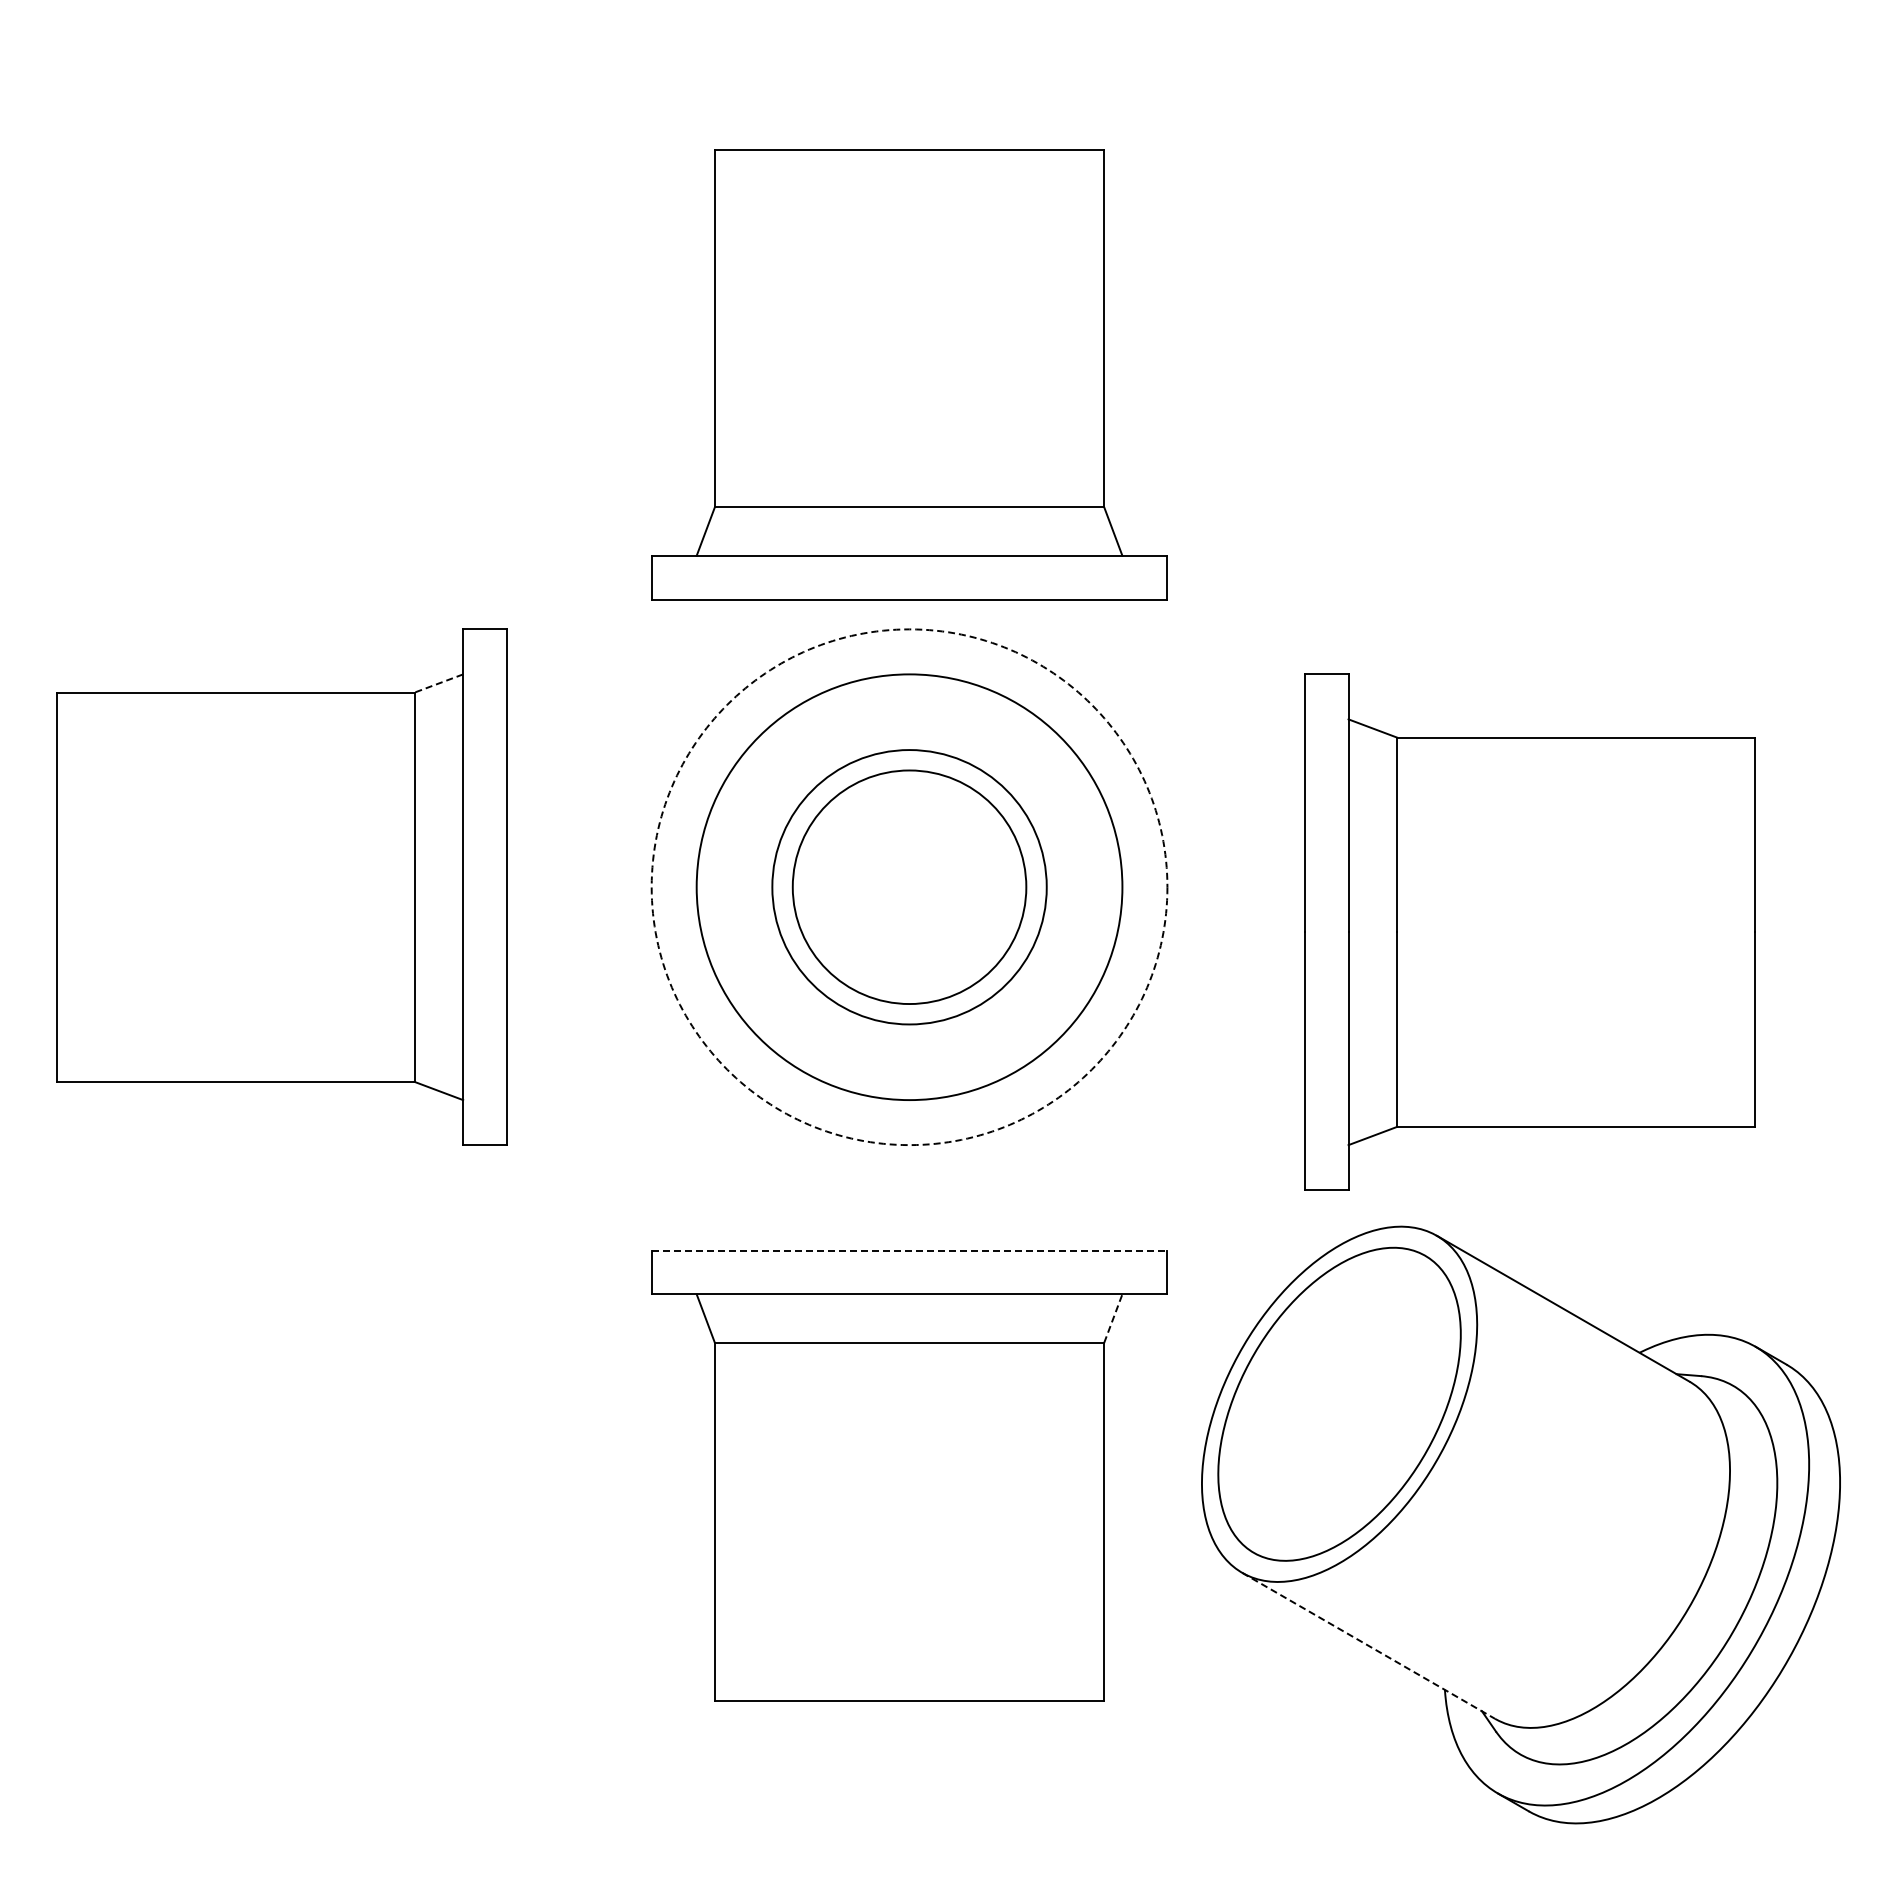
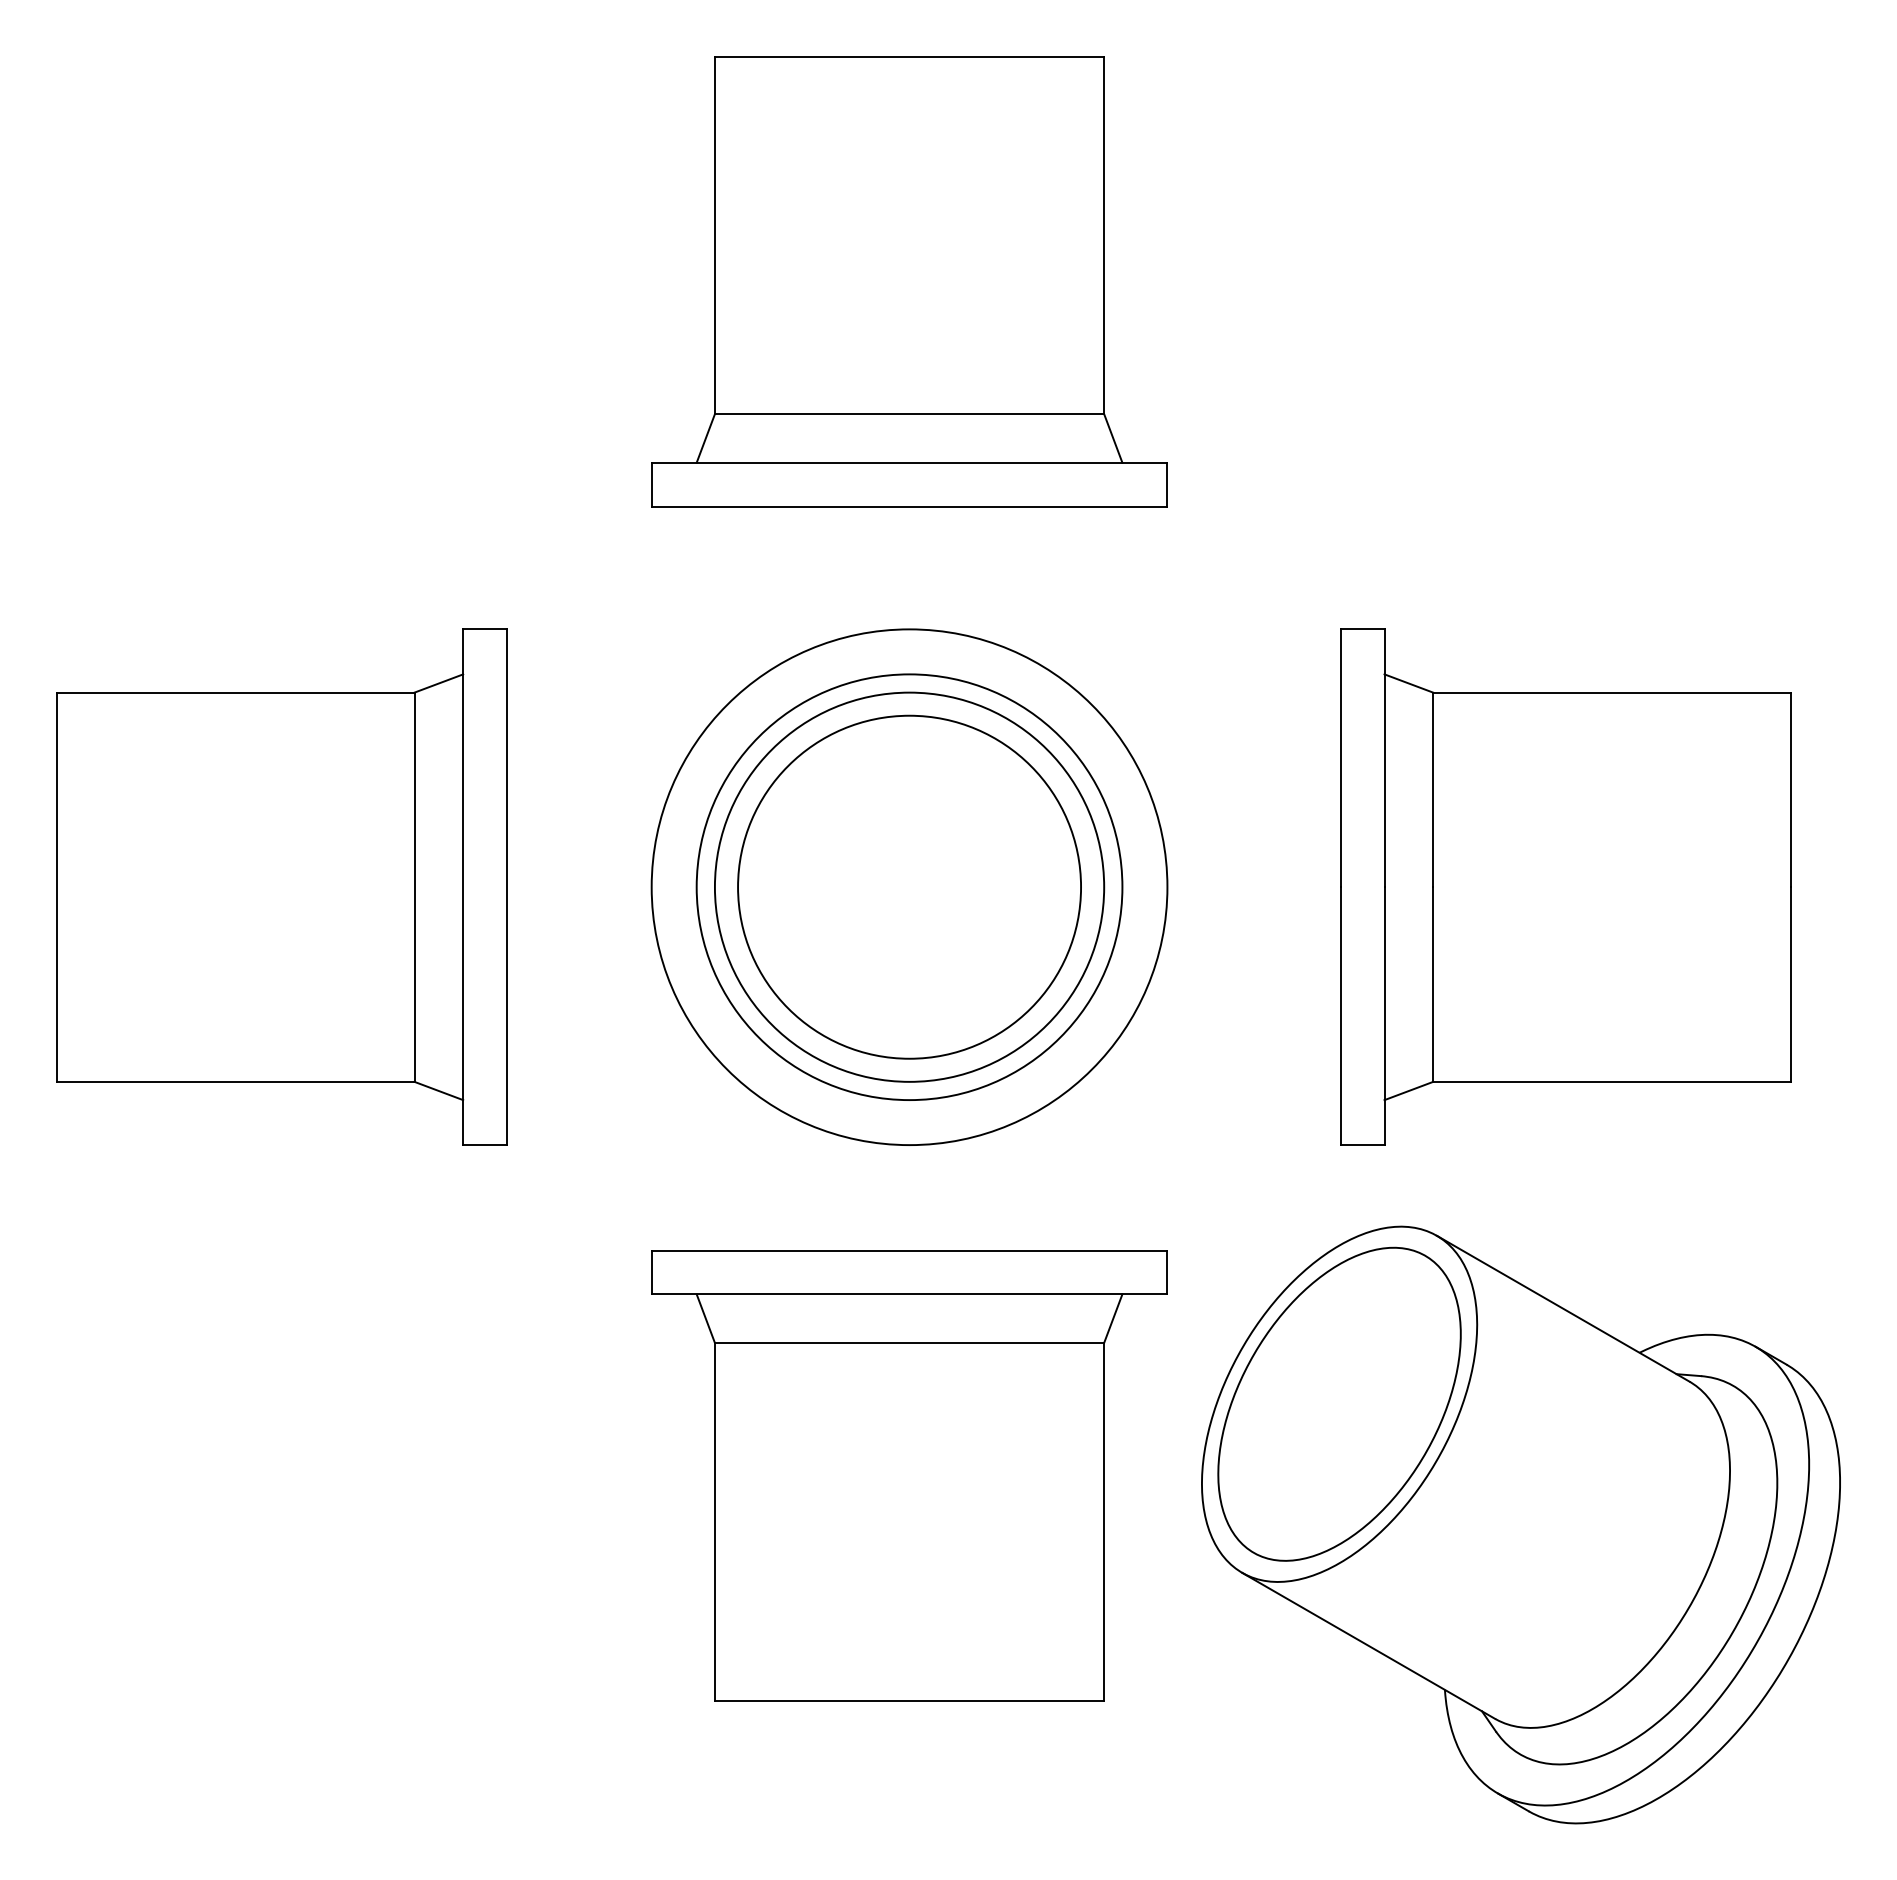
part position: (909, 374) -> (909, 281) (909, 281)
line: dashed -> solid (438, 683)
circle diameter: 234 px -> 389 px (909, 886)
circle diameter: 274 px -> 343 px (909, 886)
circle: dashed -> solid (909, 887)
part position: (1529, 931) -> (1565, 886) (1565, 886)
line: dashed -> solid (909, 1250)
line: dashed -> solid (1113, 1318)
line: dashed -> solid (1368, 1645)
